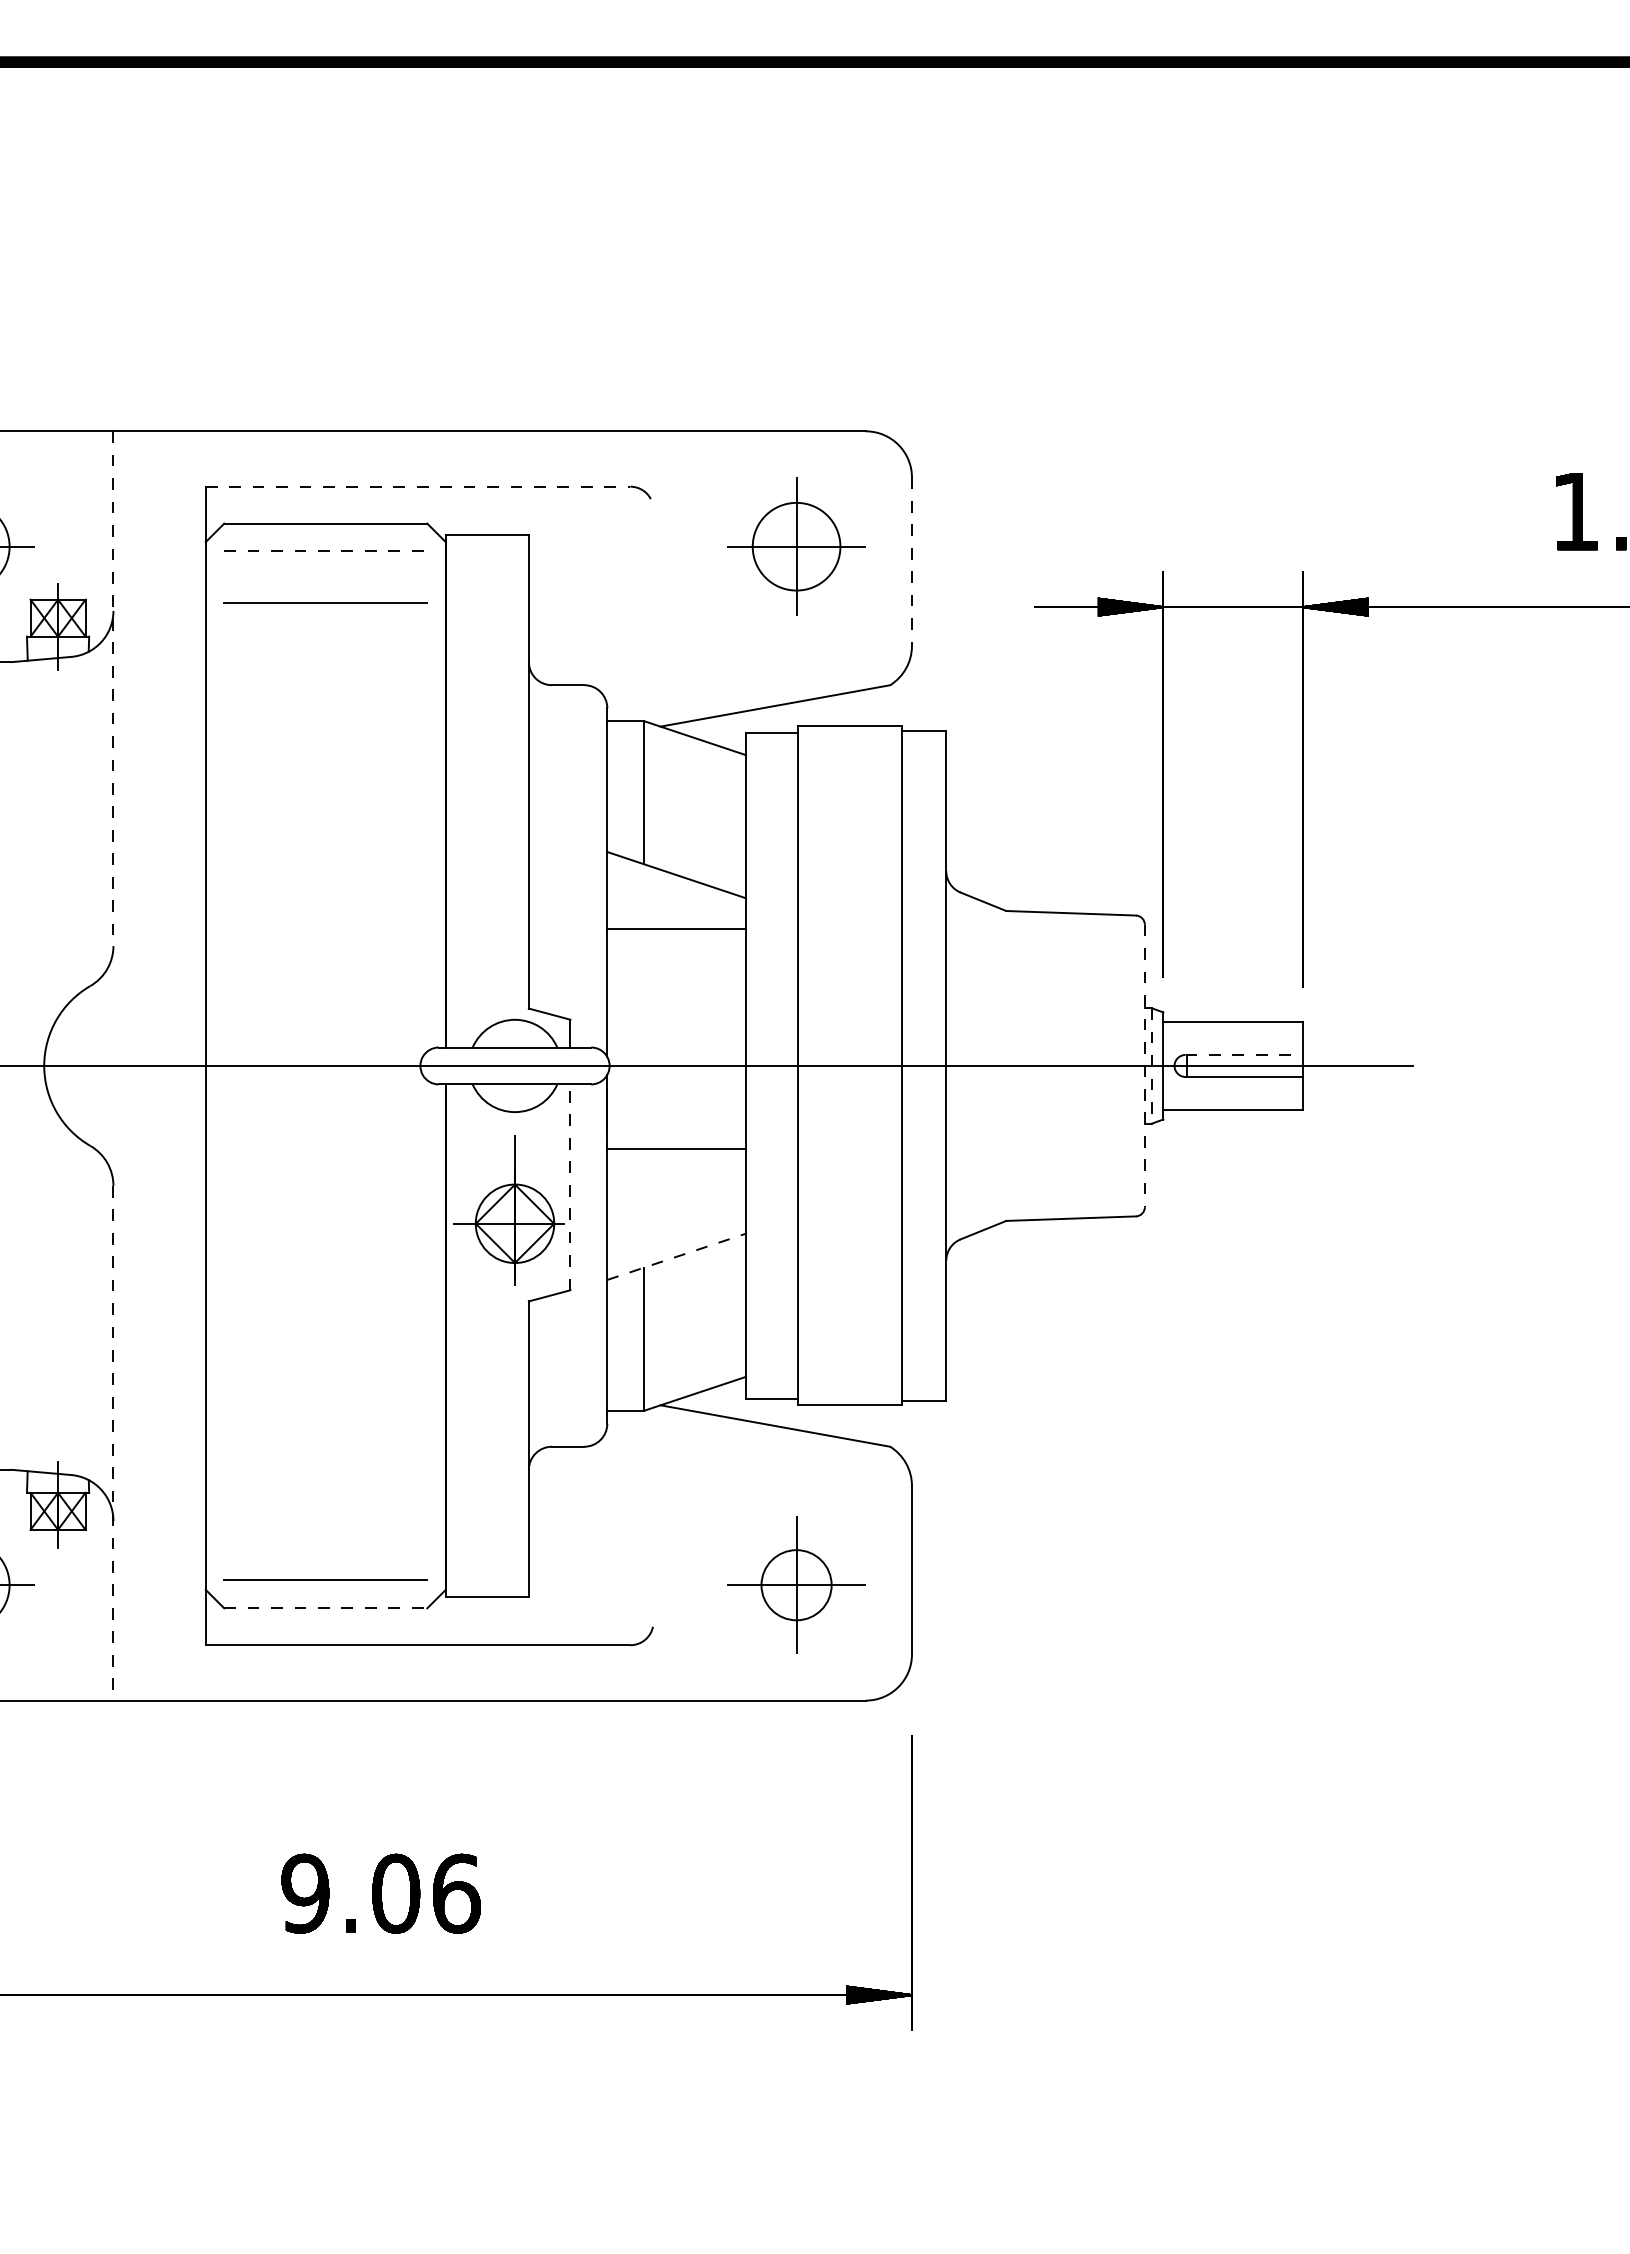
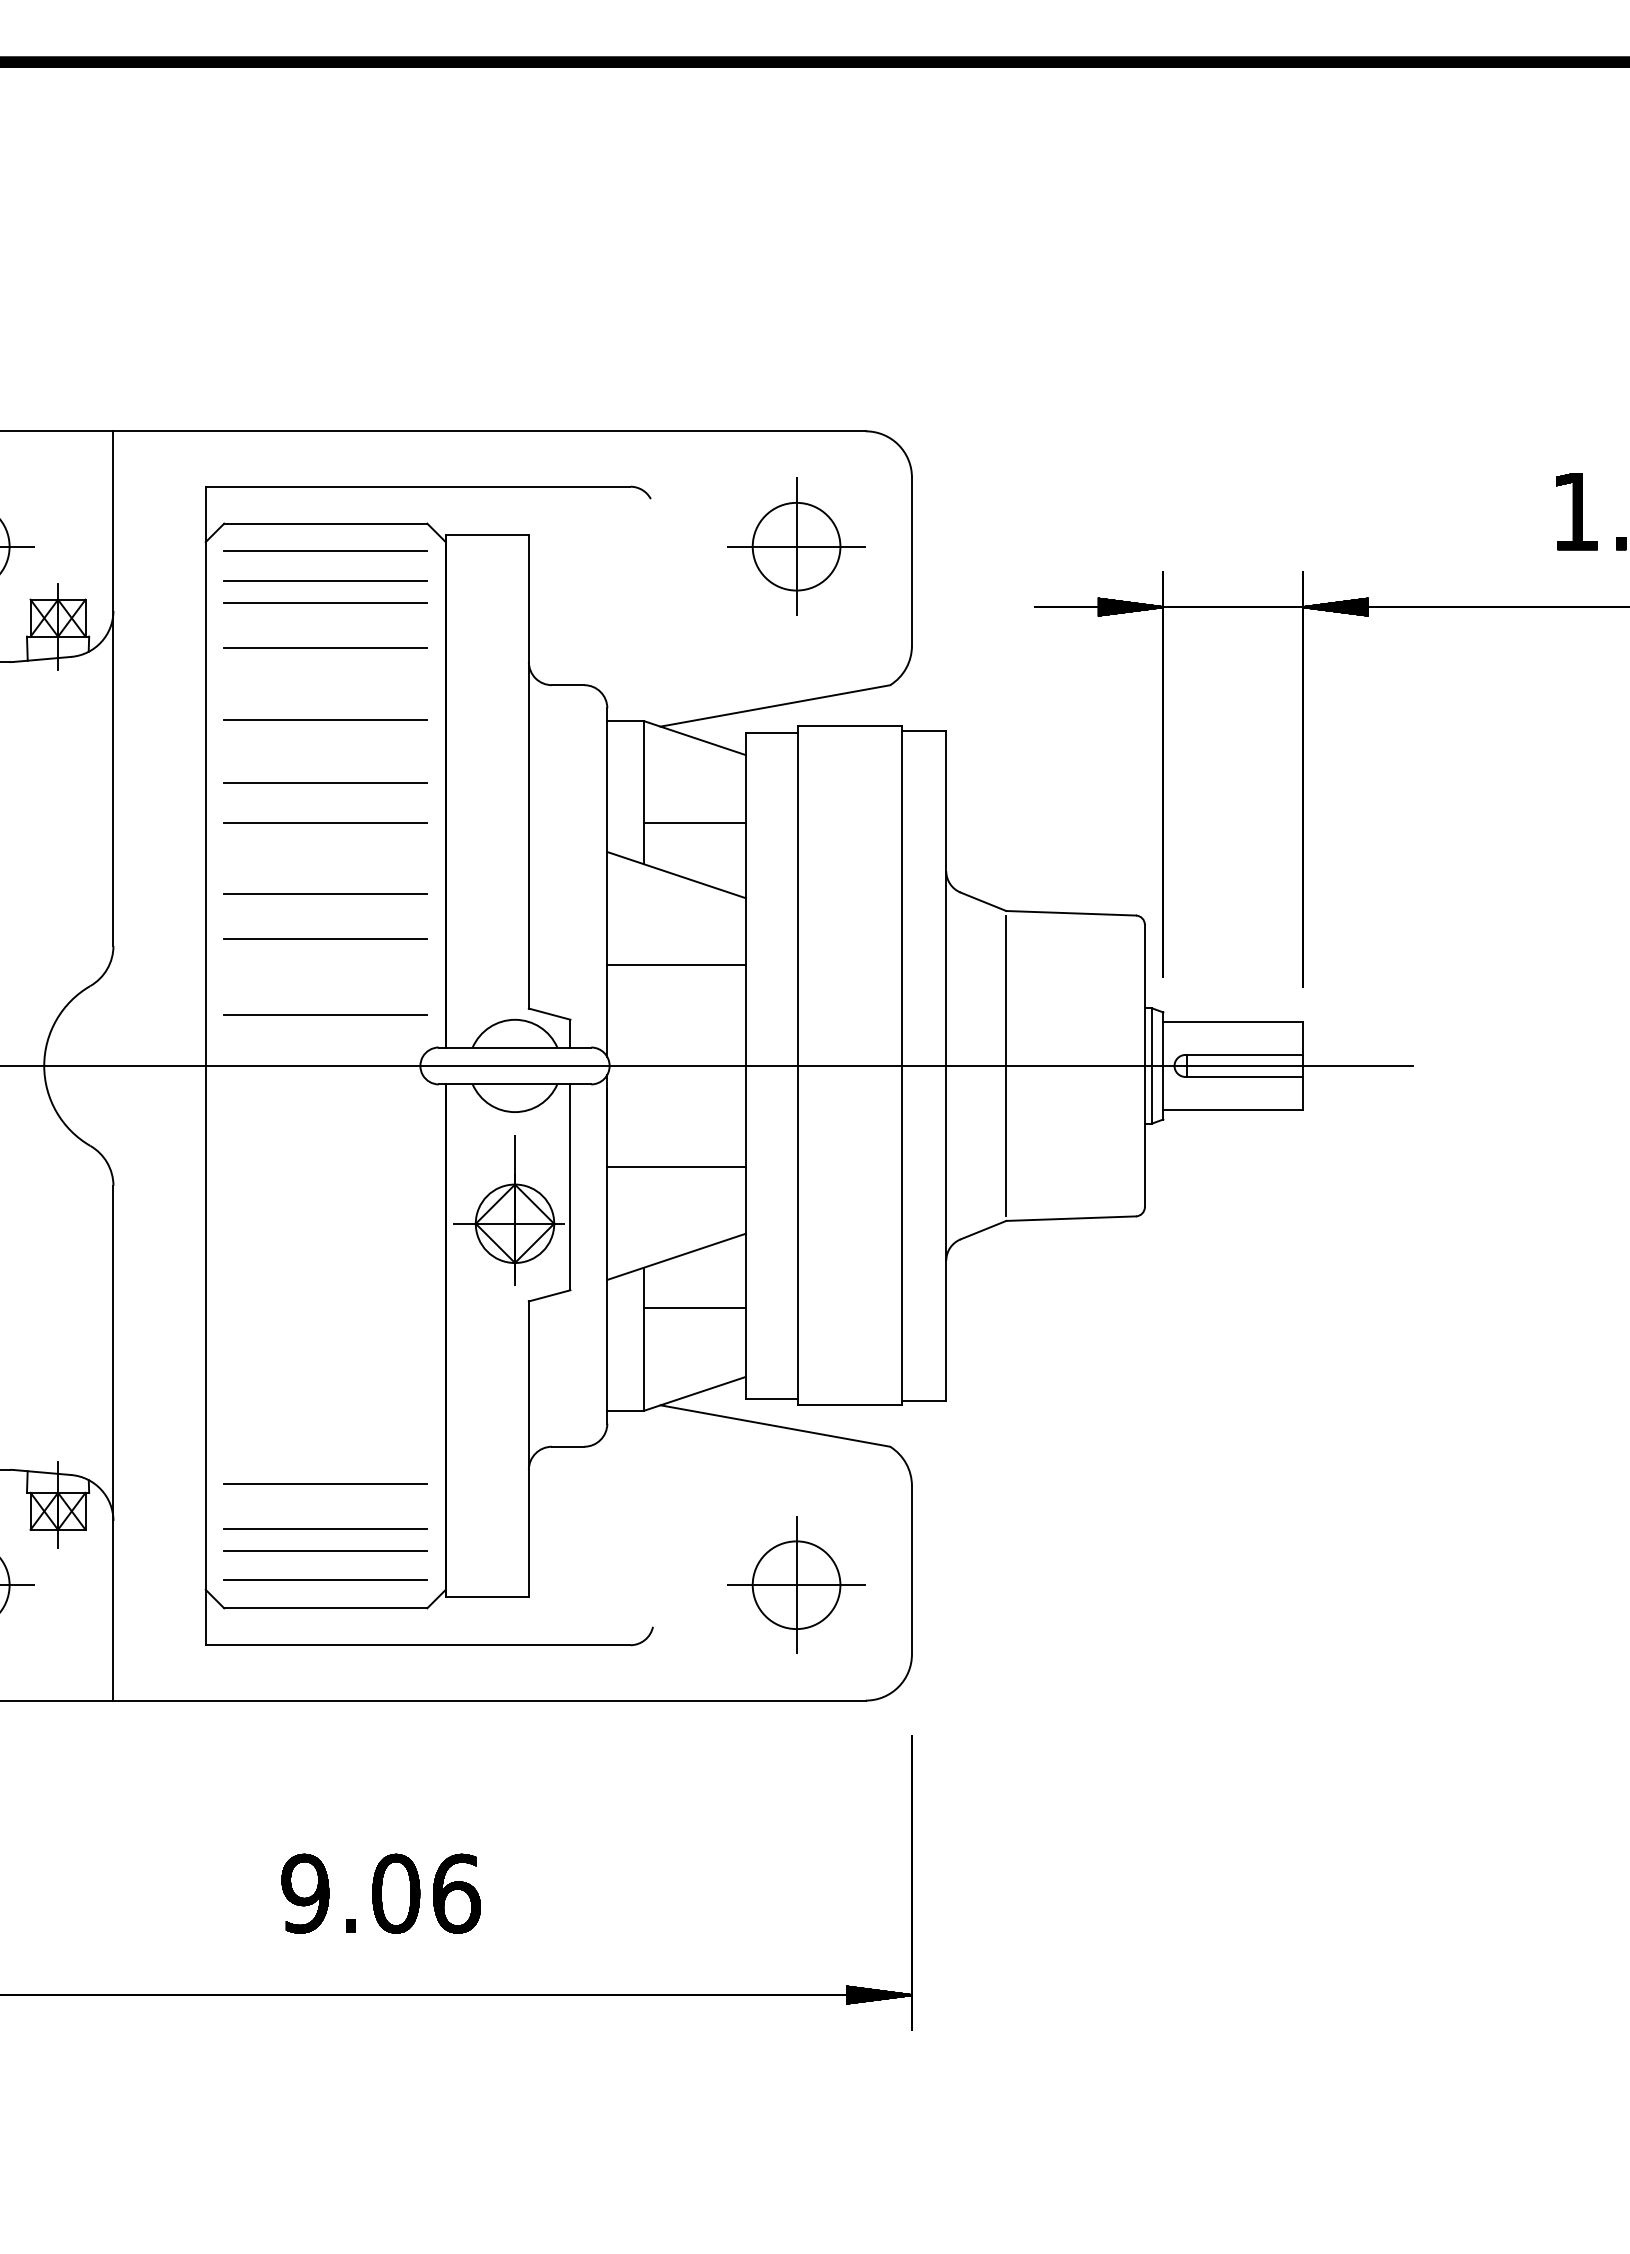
line: dashed -> solid (418, 486)
line: dashed -> solid (325, 551)
line: dashed -> solid (911, 562)
line: none -> present (325, 580)
line: none -> present (325, 648)
line: dashed -> solid (113, 689)
line: none -> present (325, 719)
line: none -> present (325, 782)
line: none -> present (325, 823)
line: none -> present (694, 823)
line: none -> present (325, 894)
line position: (676, 929) -> (676, 965) (676, 965)
line: none -> present (325, 938)
line: none -> present (325, 1015)
line: dashed -> solid (1244, 1054)
line: none -> present (1006, 1065)
line: dashed -> solid (1151, 1065)
line: dashed -> solid (1144, 1066)
line position: (676, 1148) -> (676, 1166) (676, 1166)
line: dashed -> solid (570, 1187)
line: dashed -> solid (677, 1256)
line: none -> present (694, 1308)
line: dashed -> solid (113, 1443)
line: none -> present (325, 1483)
line: none -> present (325, 1528)
line: none -> present (325, 1550)
circle diameter: 70 px -> 88 px (796, 1585)
line: dashed -> solid (325, 1608)
